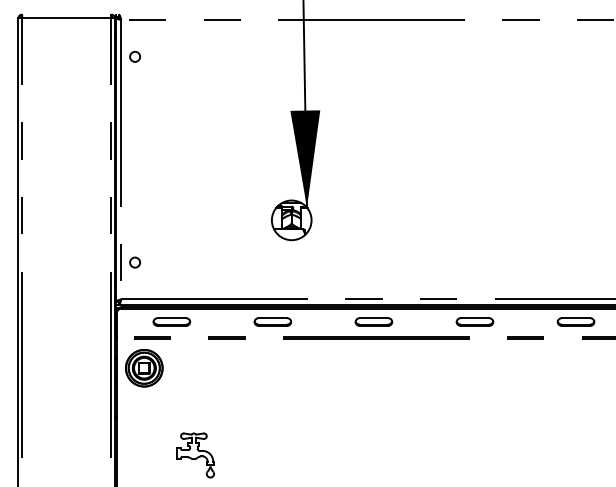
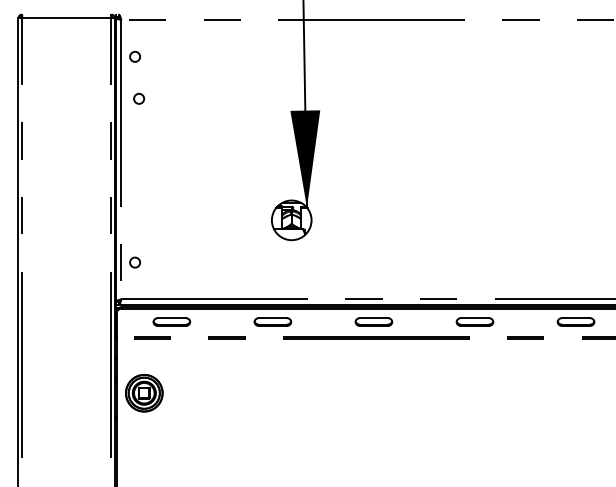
circle: none -> present (138, 98)
part position: (144, 368) -> (144, 393) (144, 393)
part: present -> none (195, 455)
